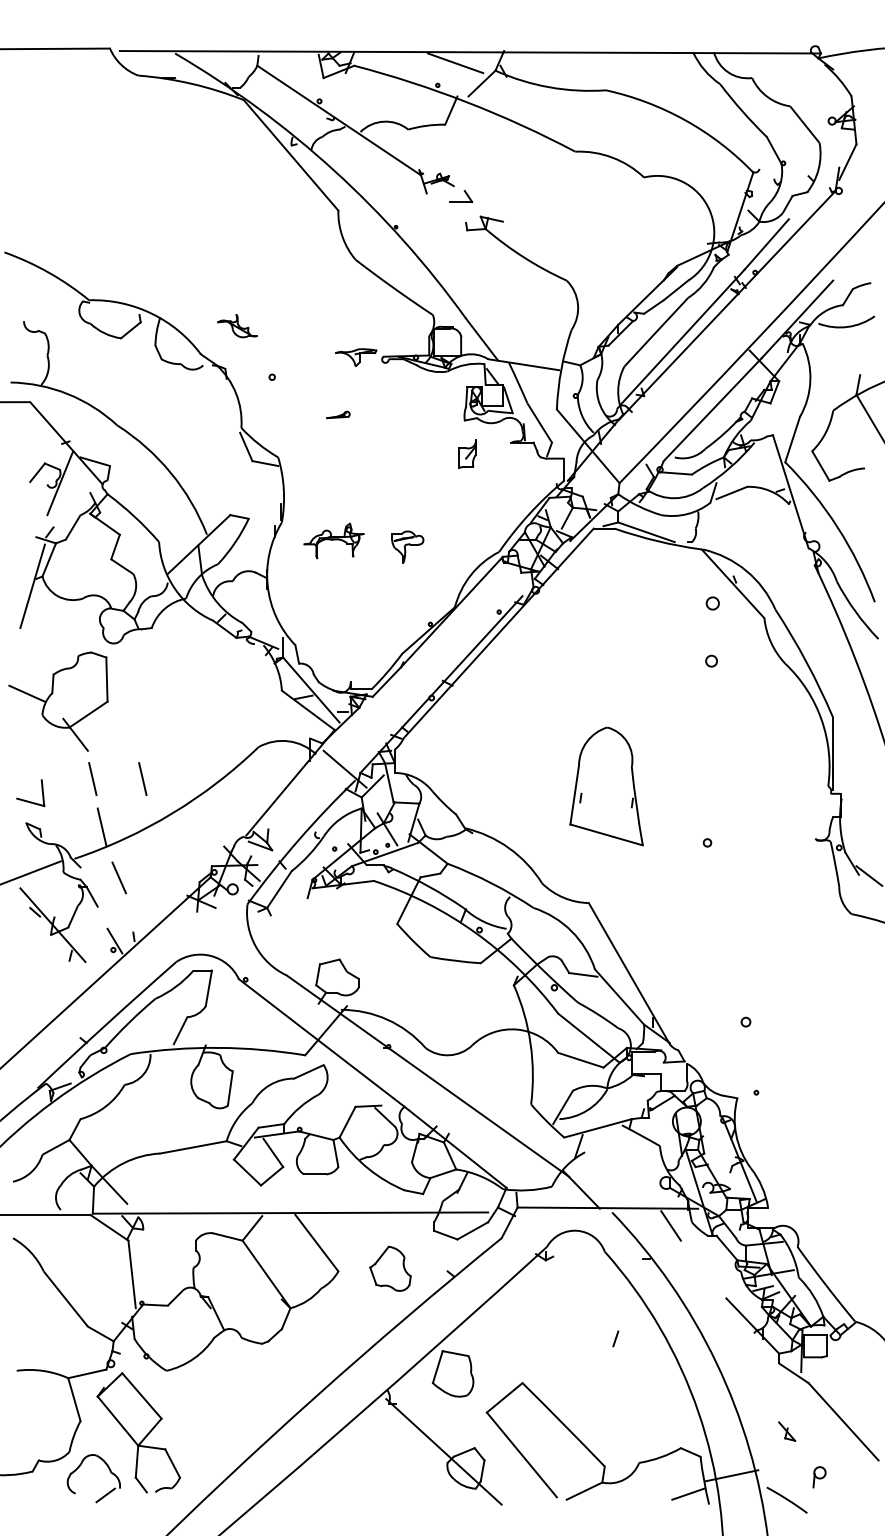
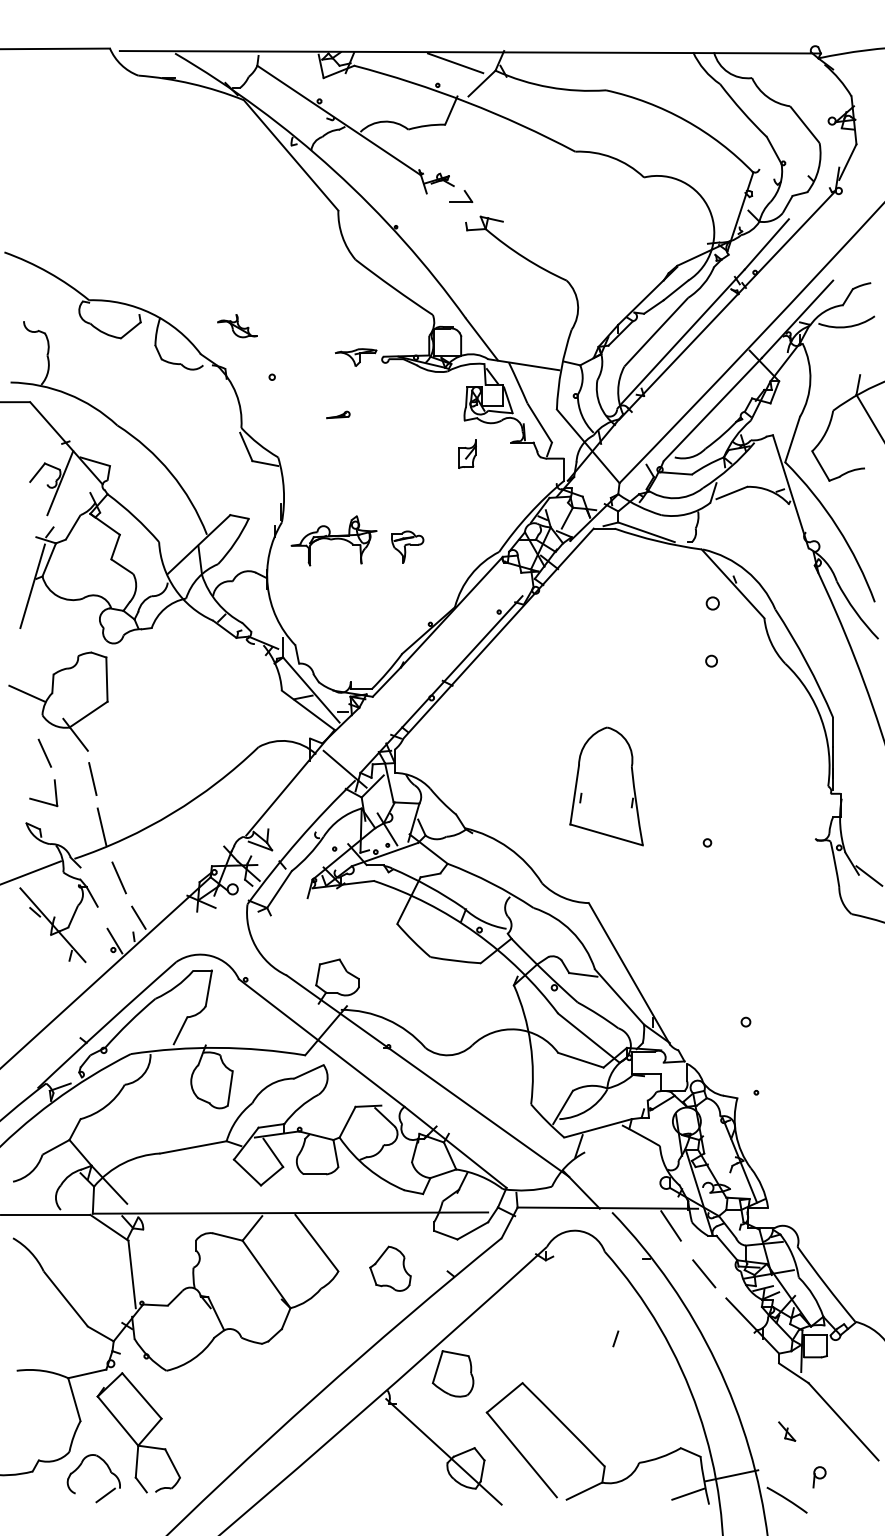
part size: 62x37 px -> 88x52 px (333, 540)
line: none -> present (44, 752)
line: present -> none (142, 778)
part position: (28, 800) -> (41, 800) (41, 800)
line: none -> present (138, 917)
line: none -> present (704, 1273)
